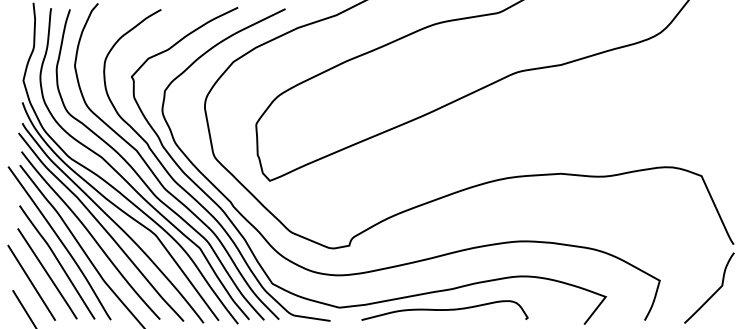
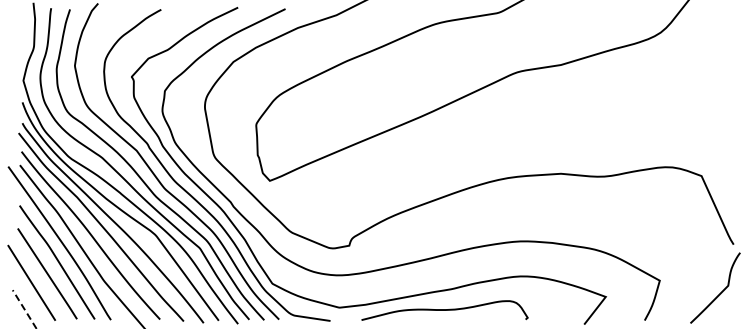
curve position: (714, 292) -> (720, 292) (720, 292)
line: solid -> dashed (24, 308)
